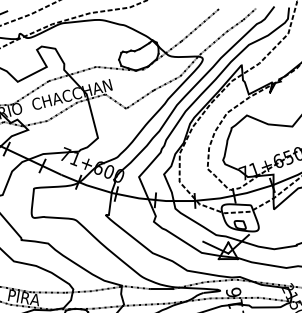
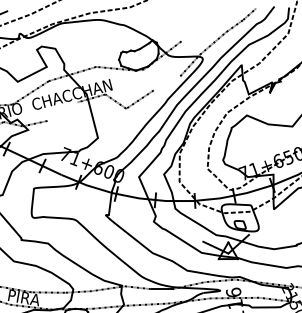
line: present -> none (200, 25)
line: present -> none (166, 83)
line: present -> none (62, 111)
